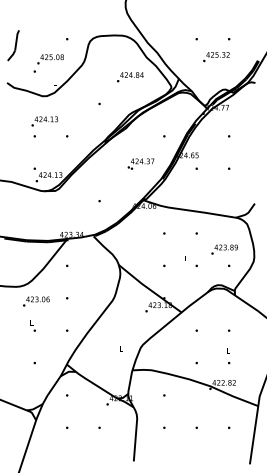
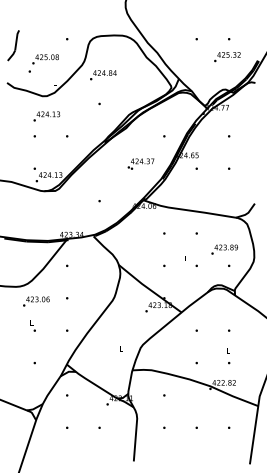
text position: (216, 57) -> (227, 57) (227, 57)
text position: (48, 63) -> (43, 63) (43, 63)
text position: (130, 77) -> (103, 75) (103, 75)
text position: (44, 121) -> (46, 116) (46, 116)
